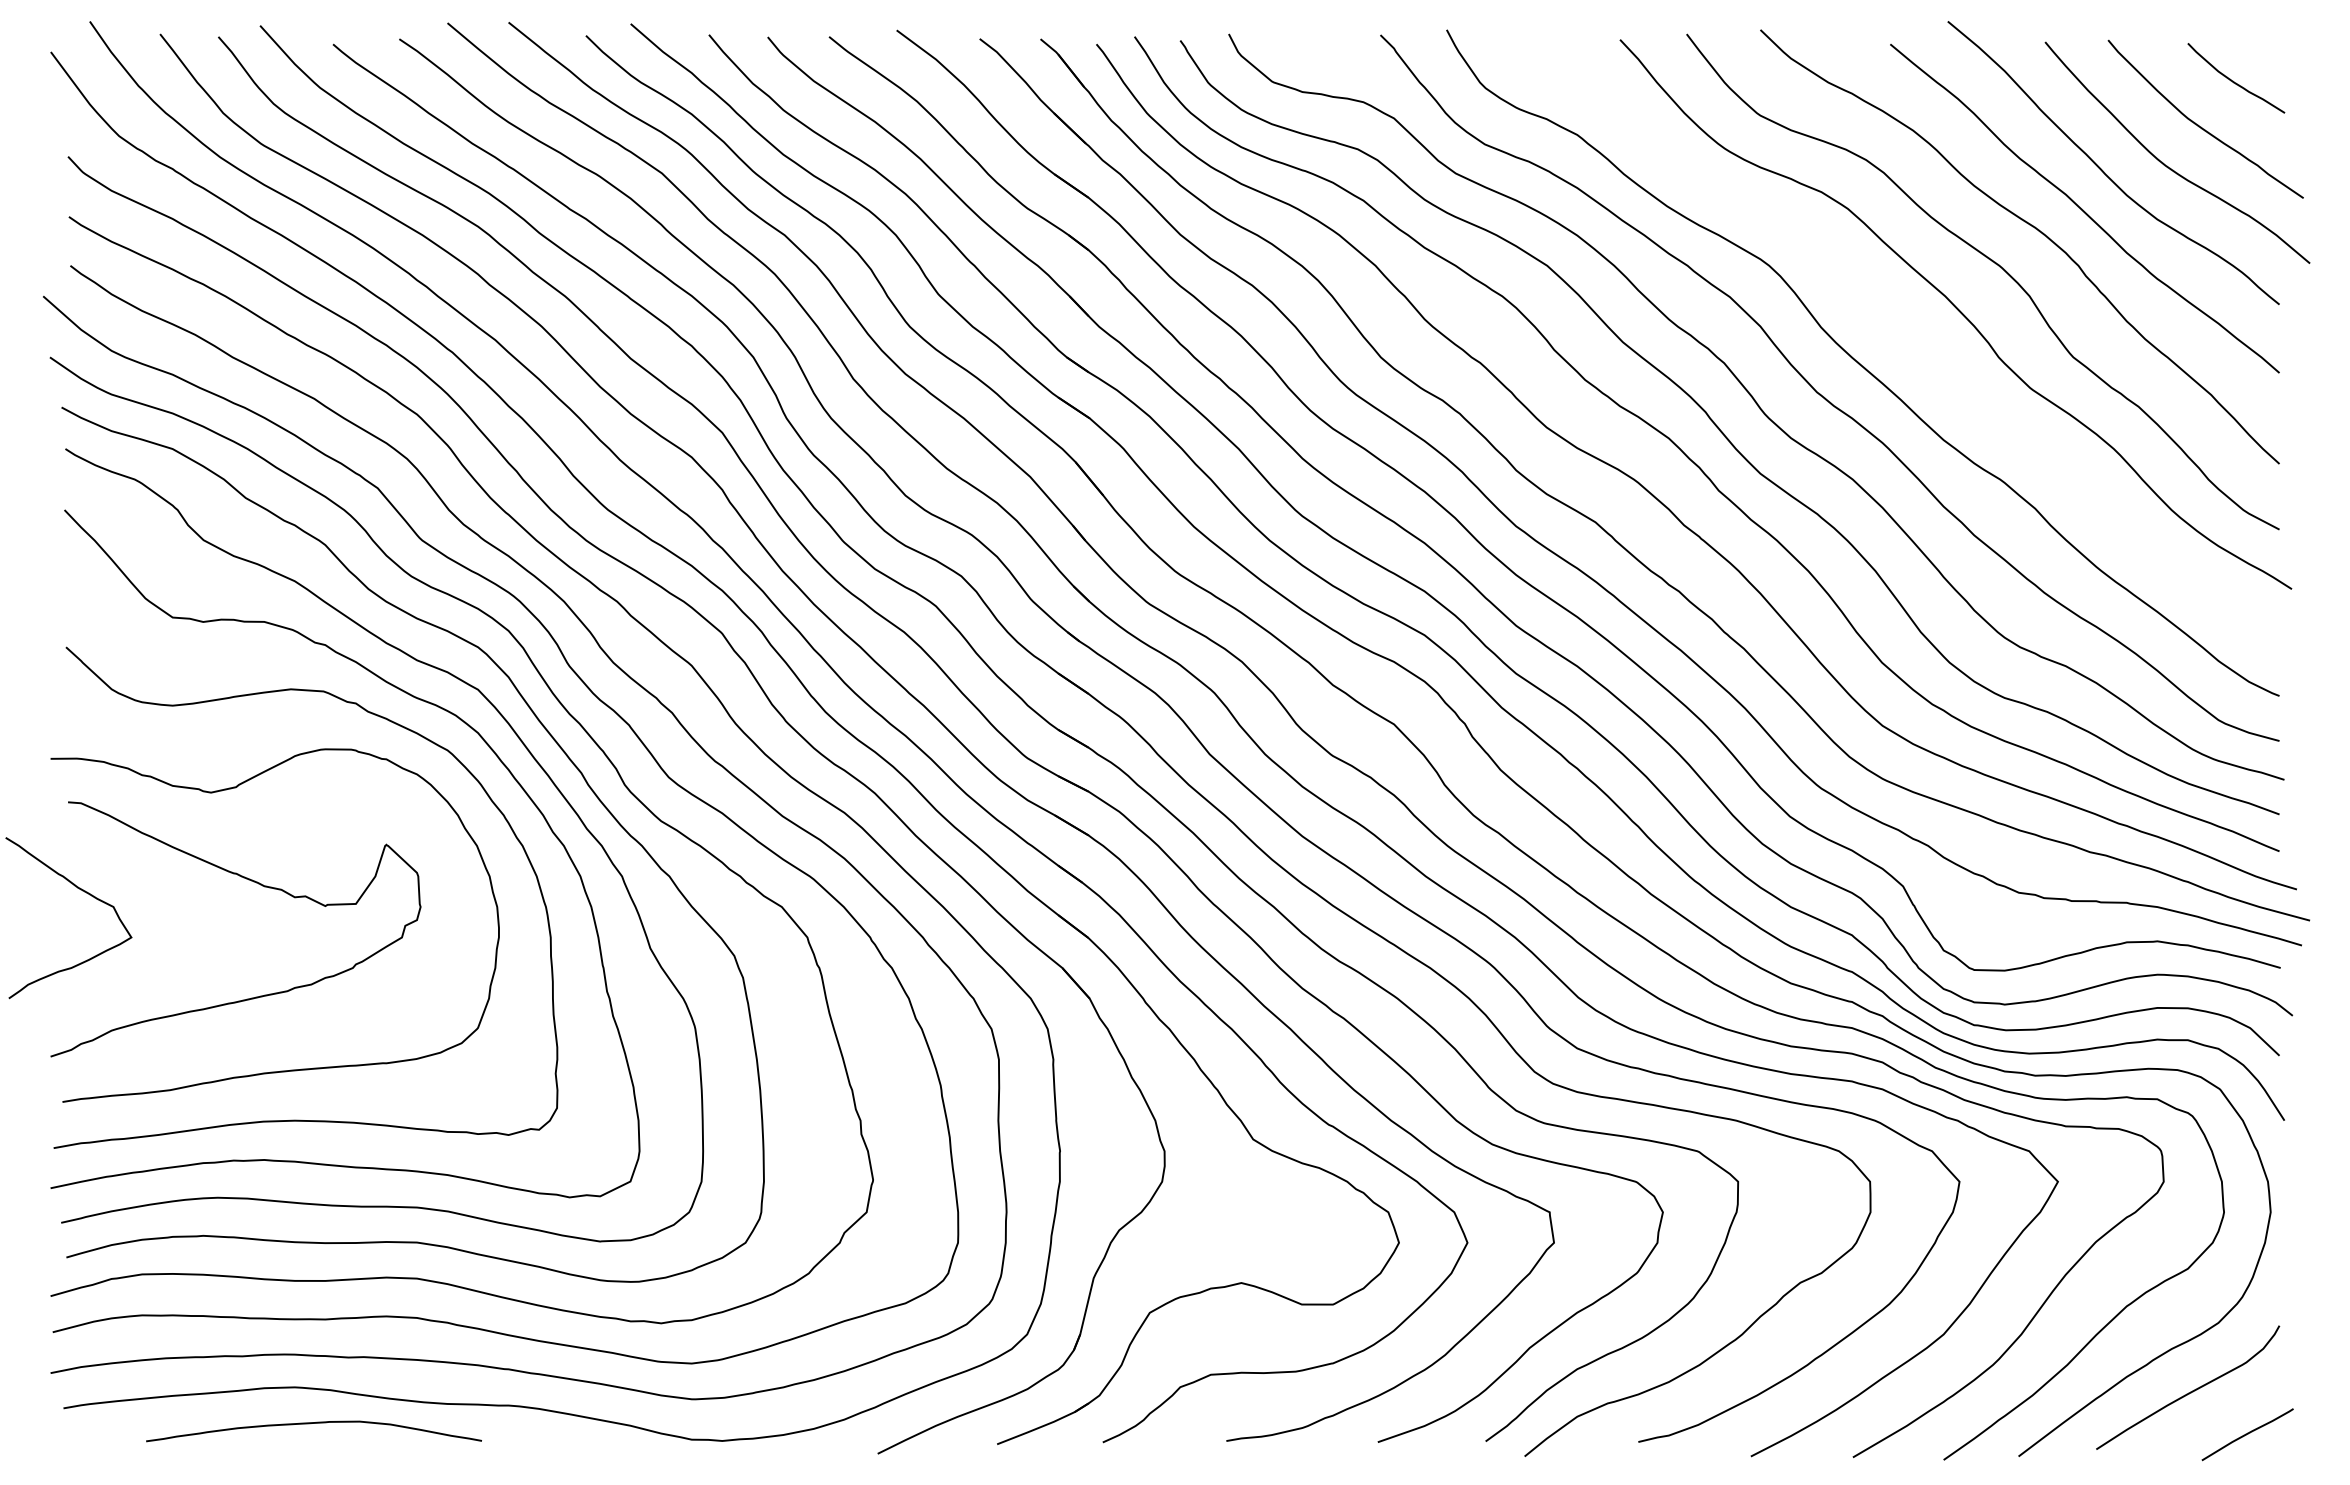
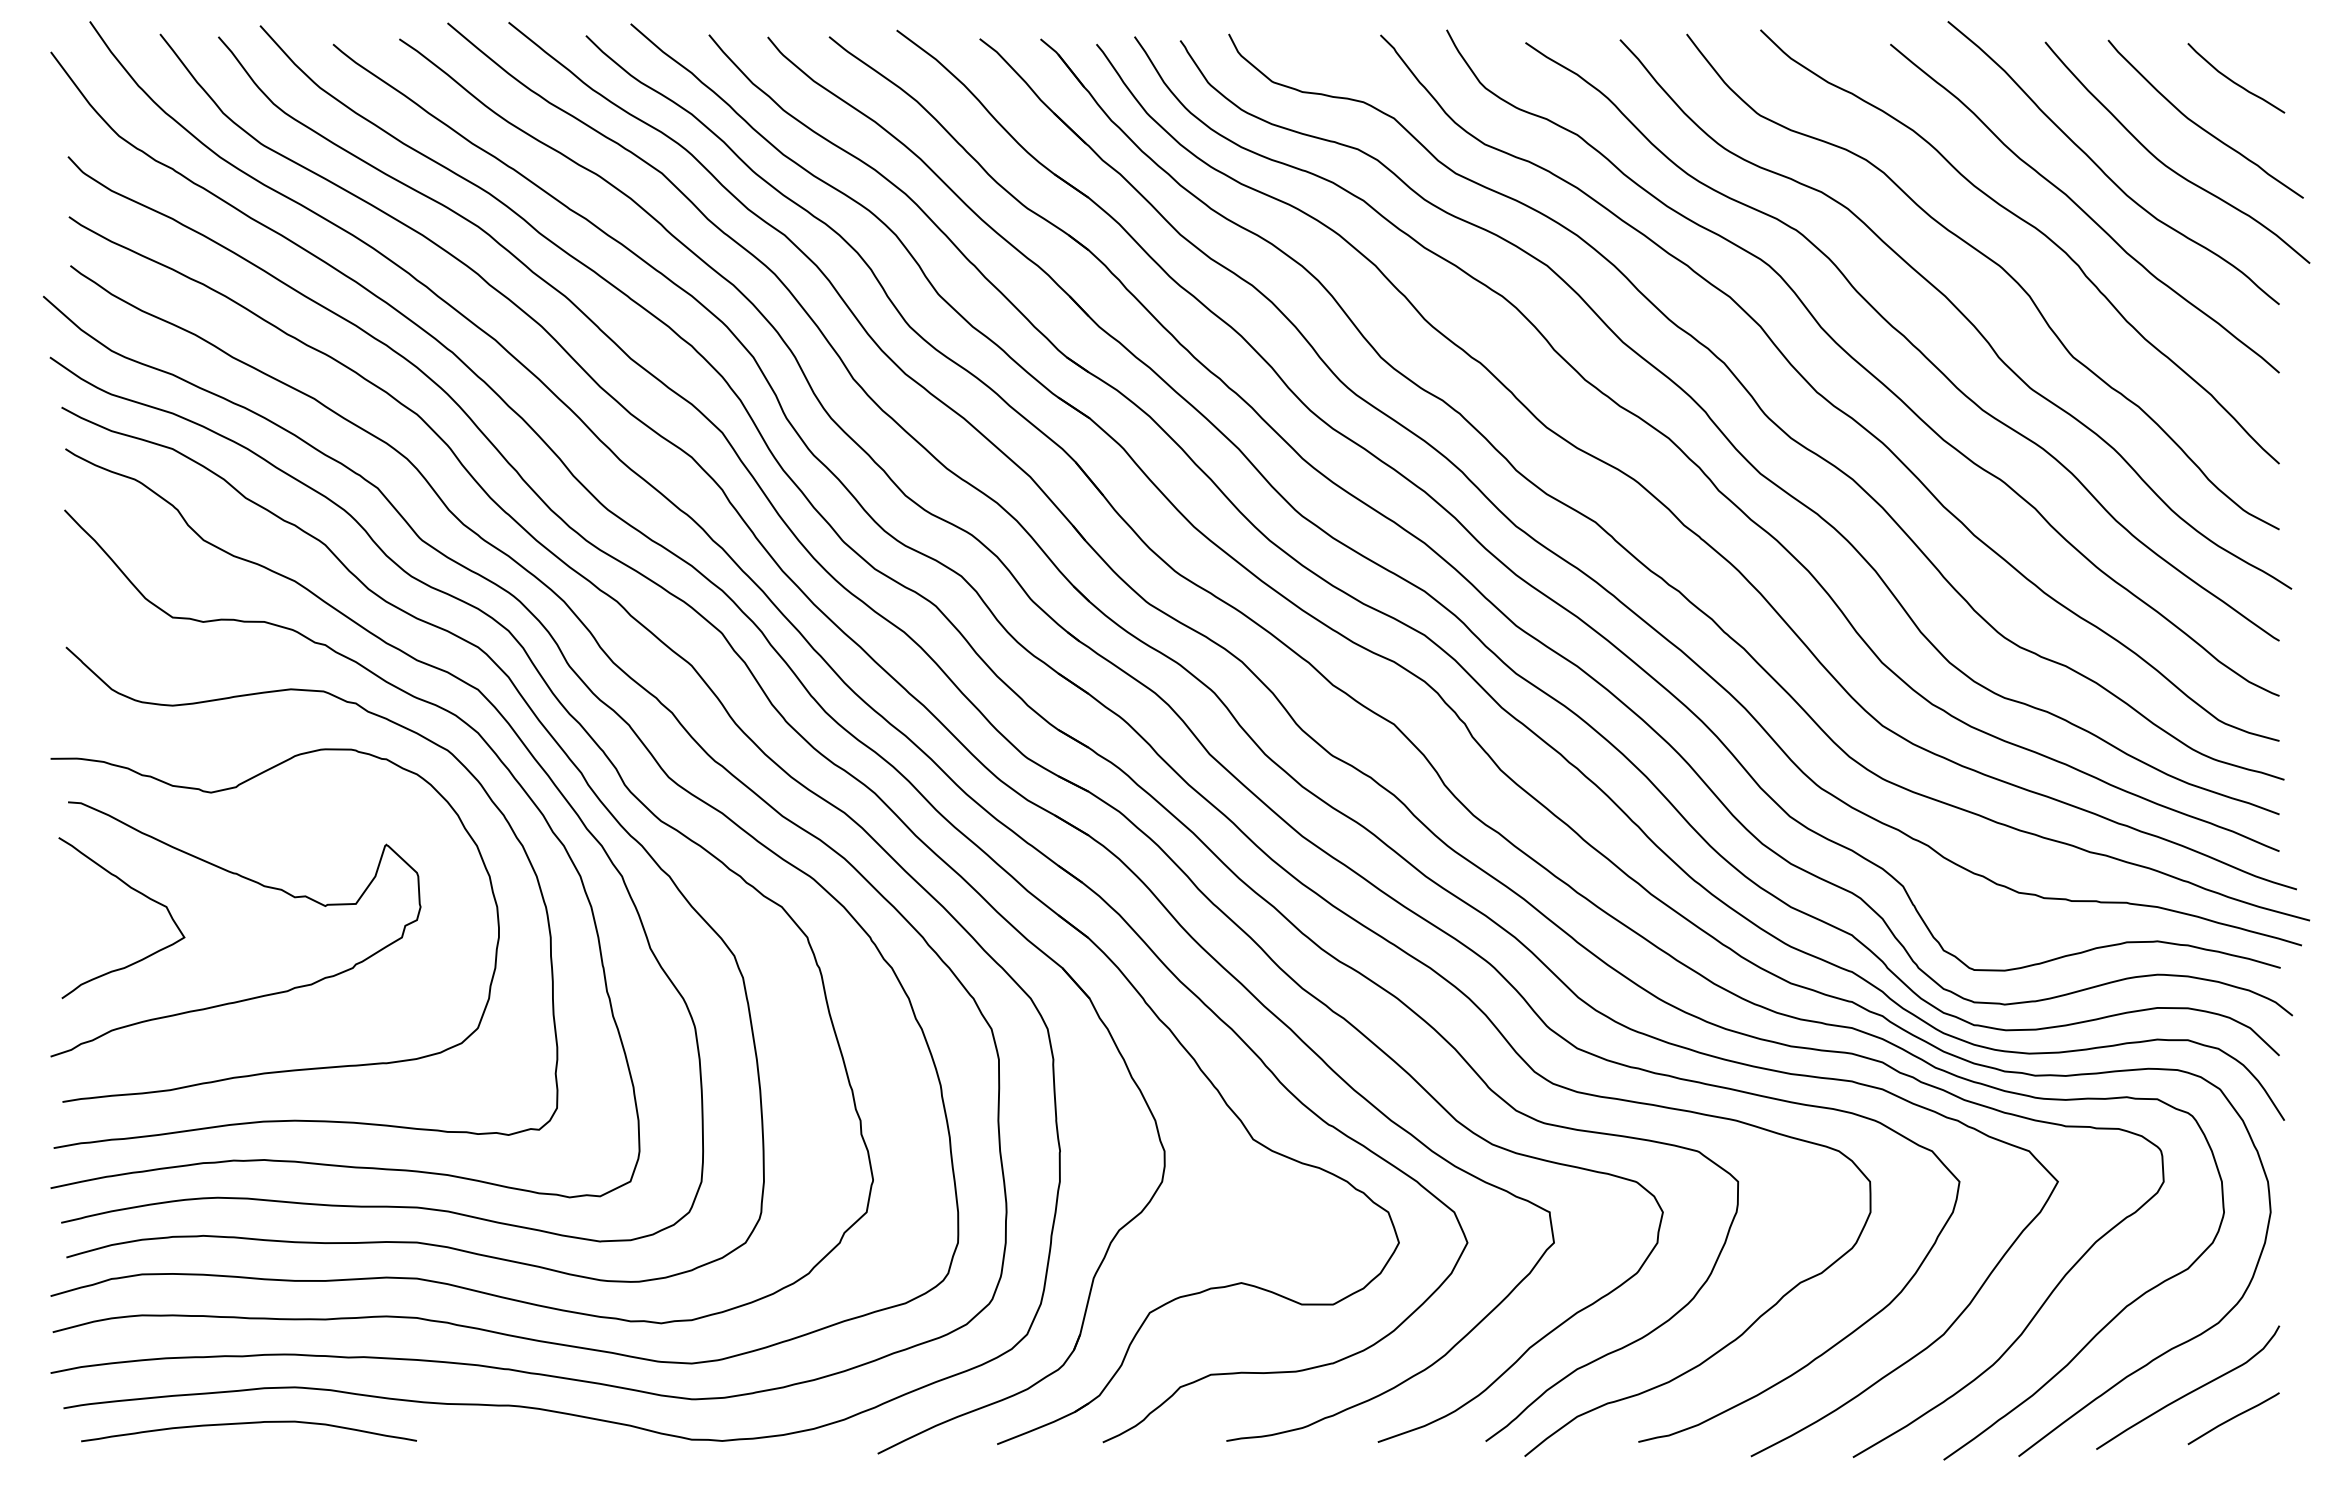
curve: none -> present (1905, 338)
curve position: (82, 891) -> (135, 891) (135, 891)
curve position: (310, 1424) -> (245, 1424) (245, 1424)
curve position: (2247, 1434) -> (2233, 1418) (2233, 1418)
